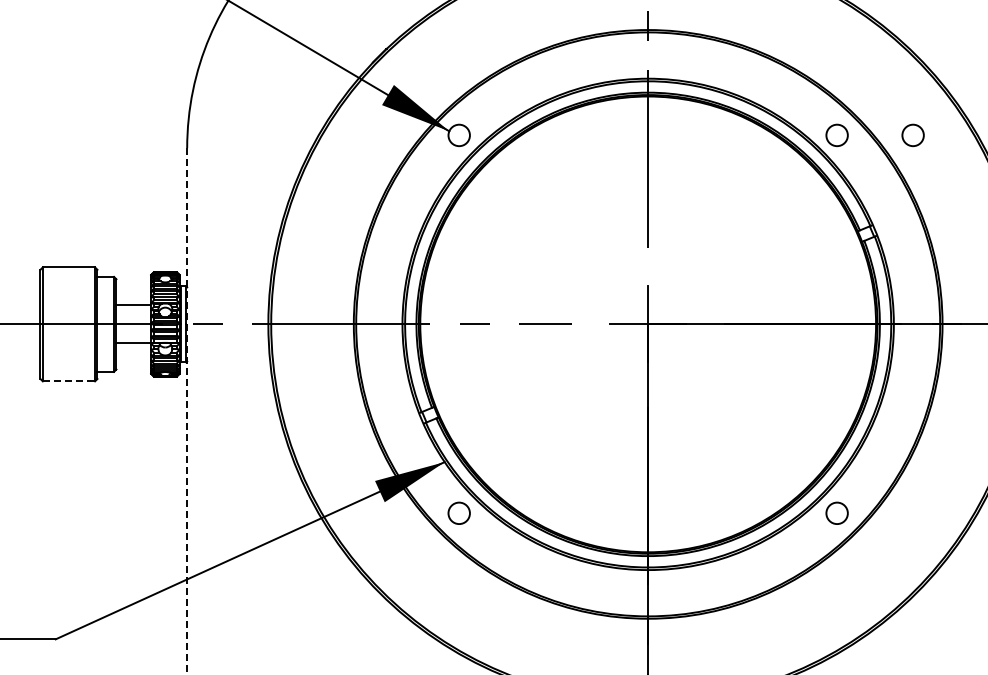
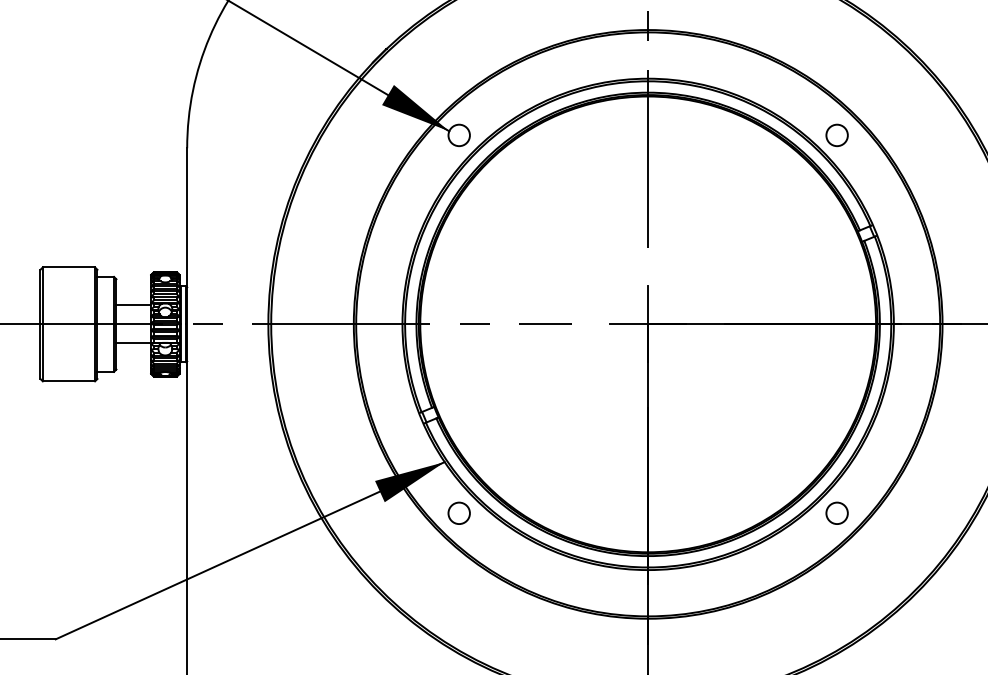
circle: present -> none (912, 135)
line: dashed -> solid (69, 381)
line: dashed -> solid (187, 411)
